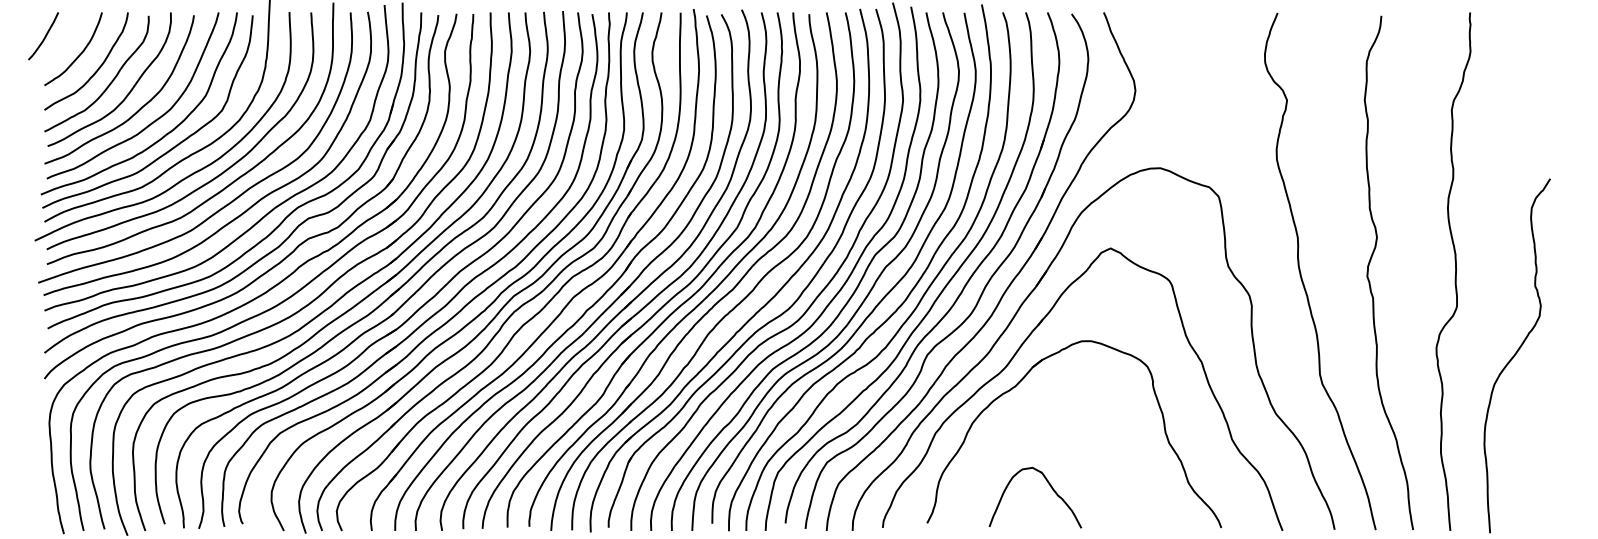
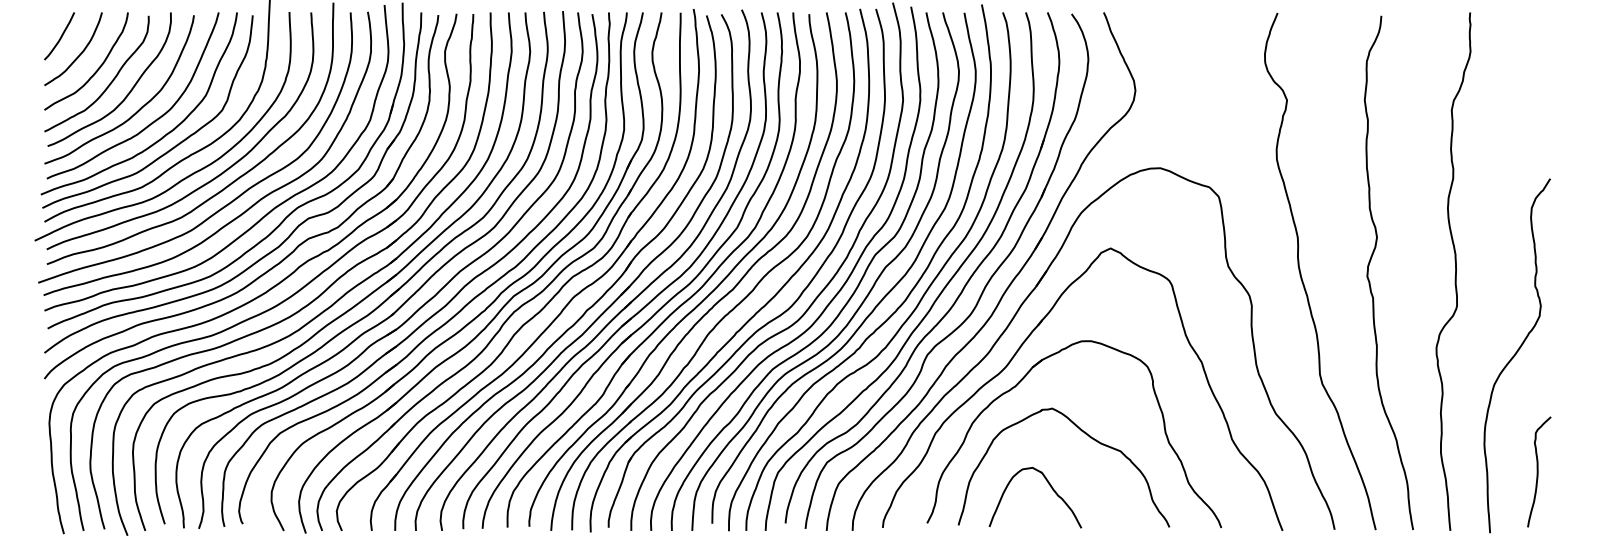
curve position: (44, 36) -> (60, 36) (60, 36)
part: none -> present (1090, 438)
curve: none -> present (1538, 471)
